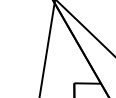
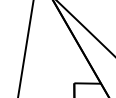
line position: (47, 48) -> (25, 48) (25, 48)
